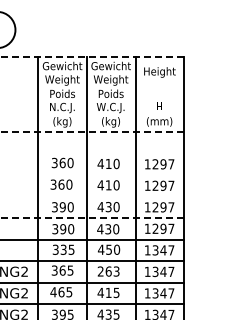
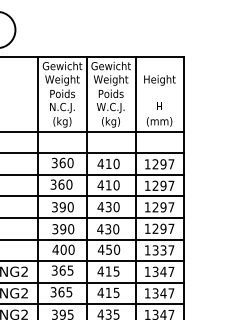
line: dashed -> solid (92, 56)
text position: (159, 72) -> (159, 80) (159, 80)
line: dashed -> solid (92, 131)
line: none -> present (93, 153)
line: none -> present (93, 174)
line: none -> present (93, 196)
line: dashed -> solid (92, 217)
text: 335 -> 400 (63, 249)
text: 1347 -> 1337 (163, 250)
text: 263 -> 415 (108, 271)
text: 465 -> 365 (53, 292)
